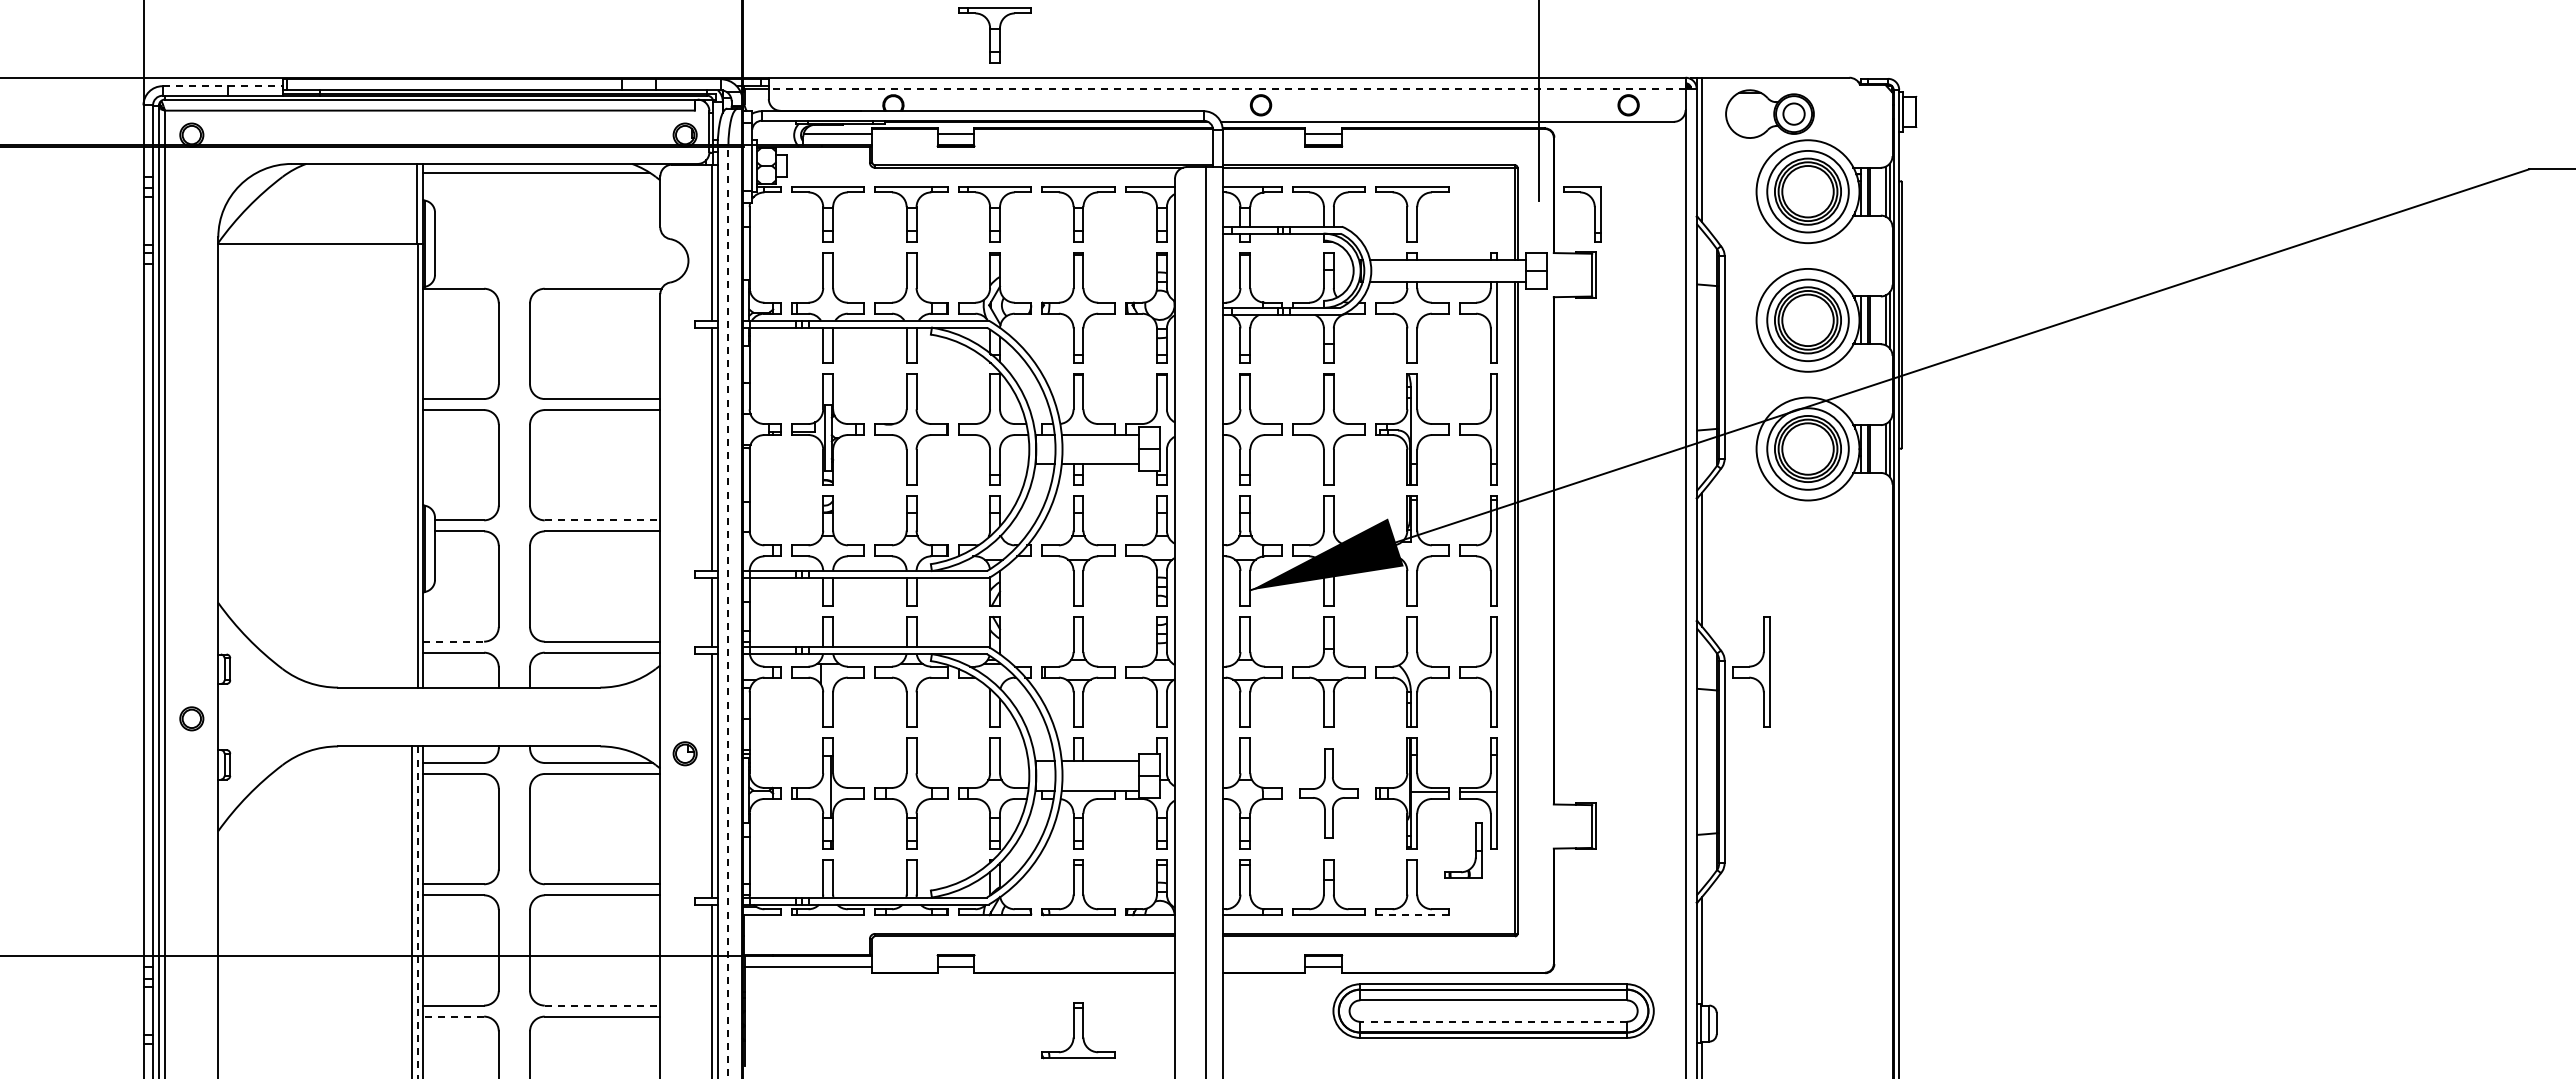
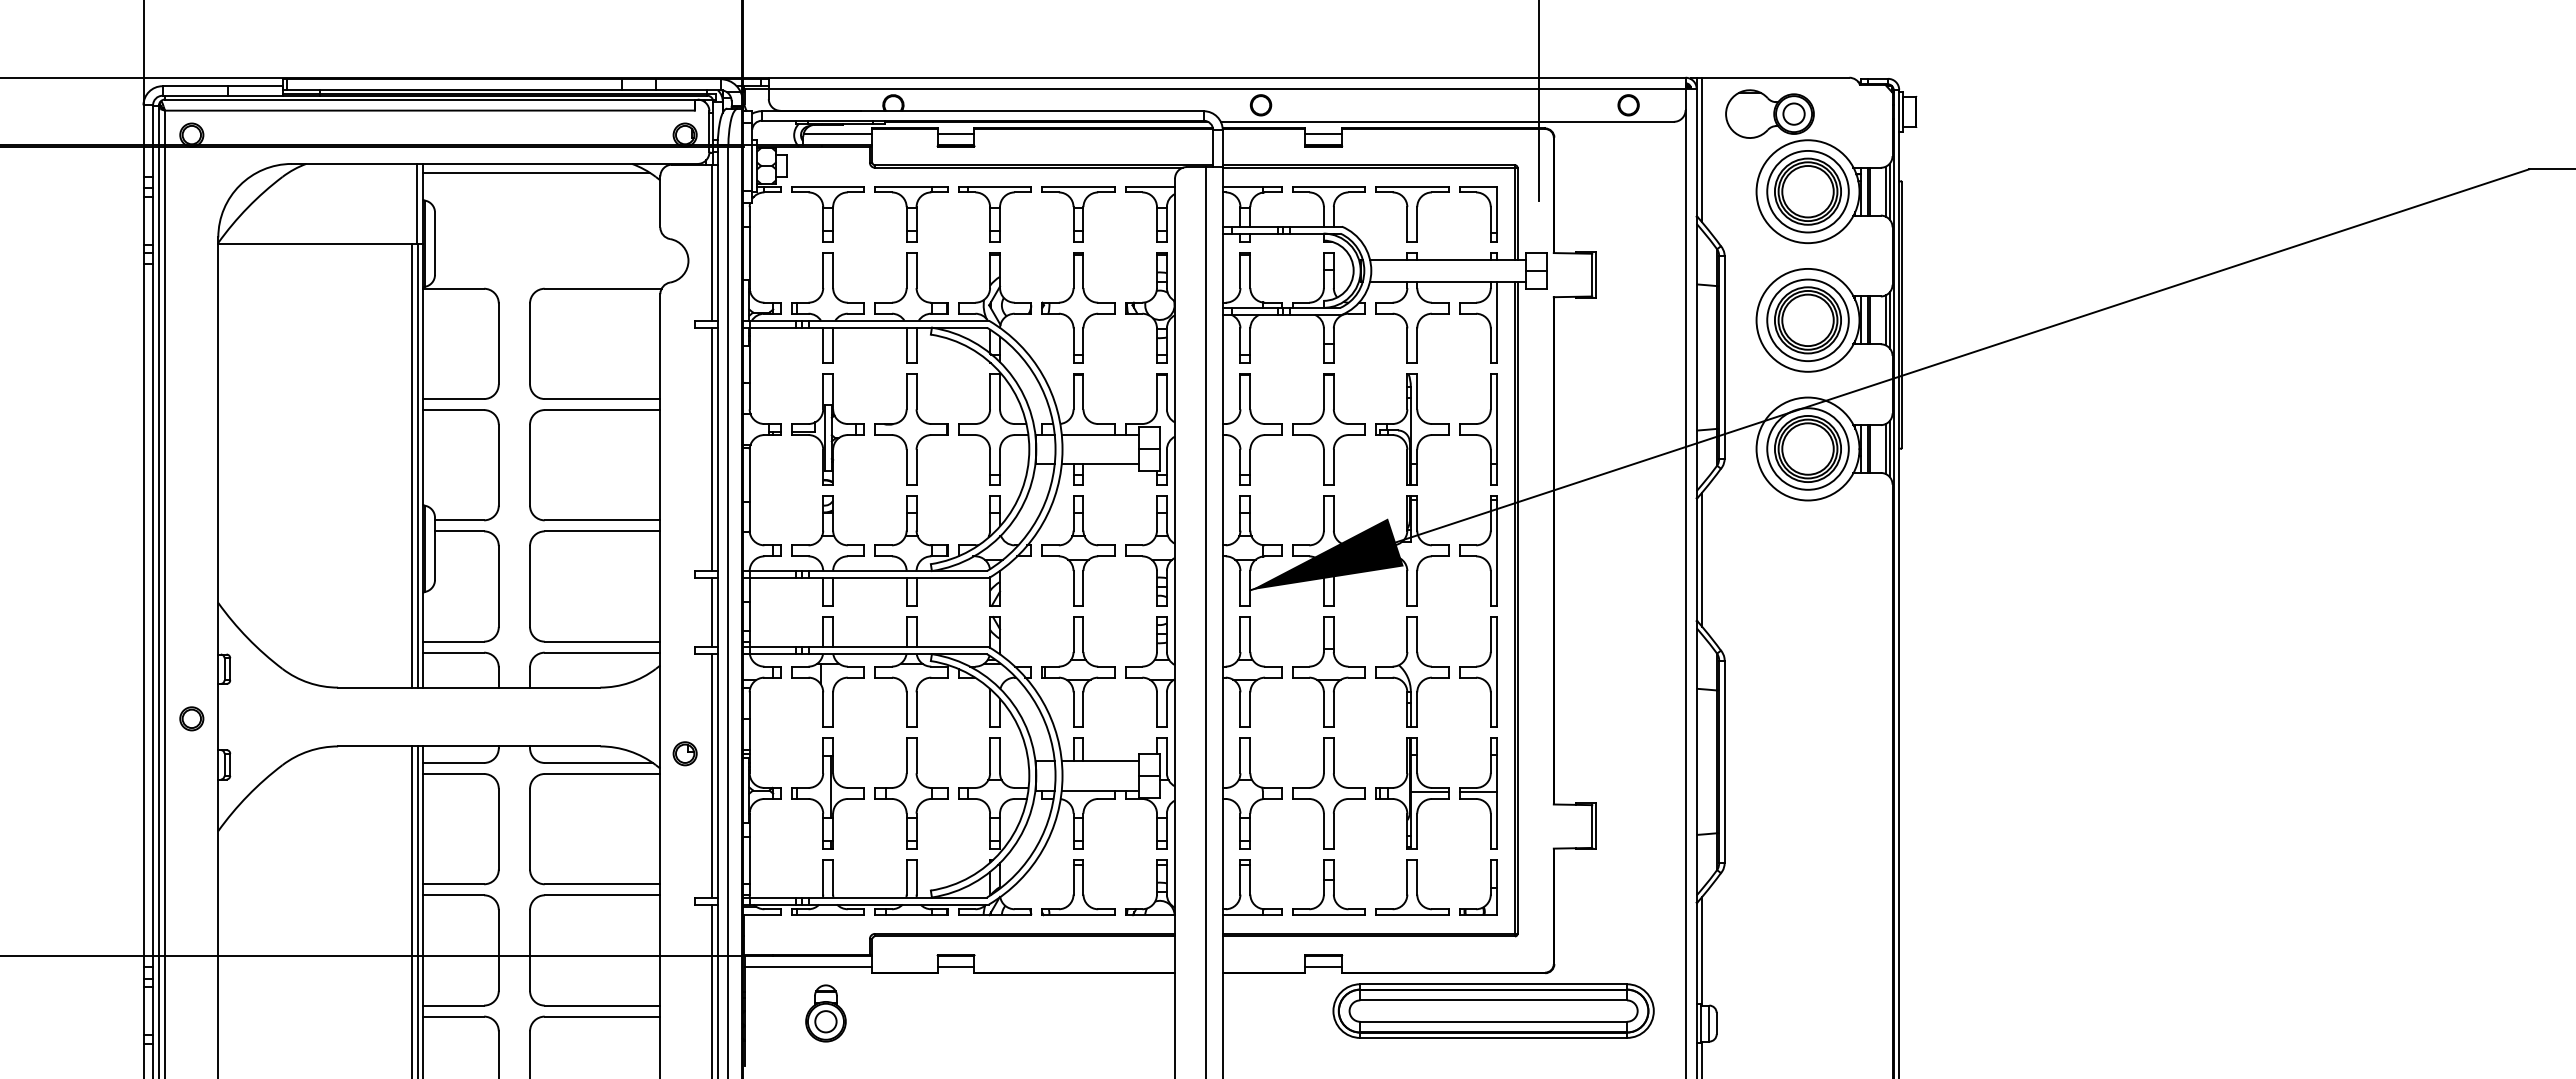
part: present -> none (994, 35)
line: dashed -> solid (223, 86)
line: dashed -> solid (1226, 88)
part position: (1594, 214) -> (1490, 214) (1490, 214)
line: none -> present (411, 465)
line: dashed -> solid (602, 520)
line: dashed -> solid (728, 611)
line: dashed -> solid (454, 641)
part: present -> none (1751, 671)
part size: 60x91 px -> 74x113 px (1328, 793)
part position: (1475, 850) -> (1490, 887) (1490, 887)
line: dashed -> solid (417, 912)
line: dashed -> solid (1411, 915)
line: dashed -> solid (602, 1005)
part: none -> present (825, 1013)
line: dashed -> solid (453, 1016)
line: dashed -> solid (1493, 1021)
part: present -> none (1078, 1030)
